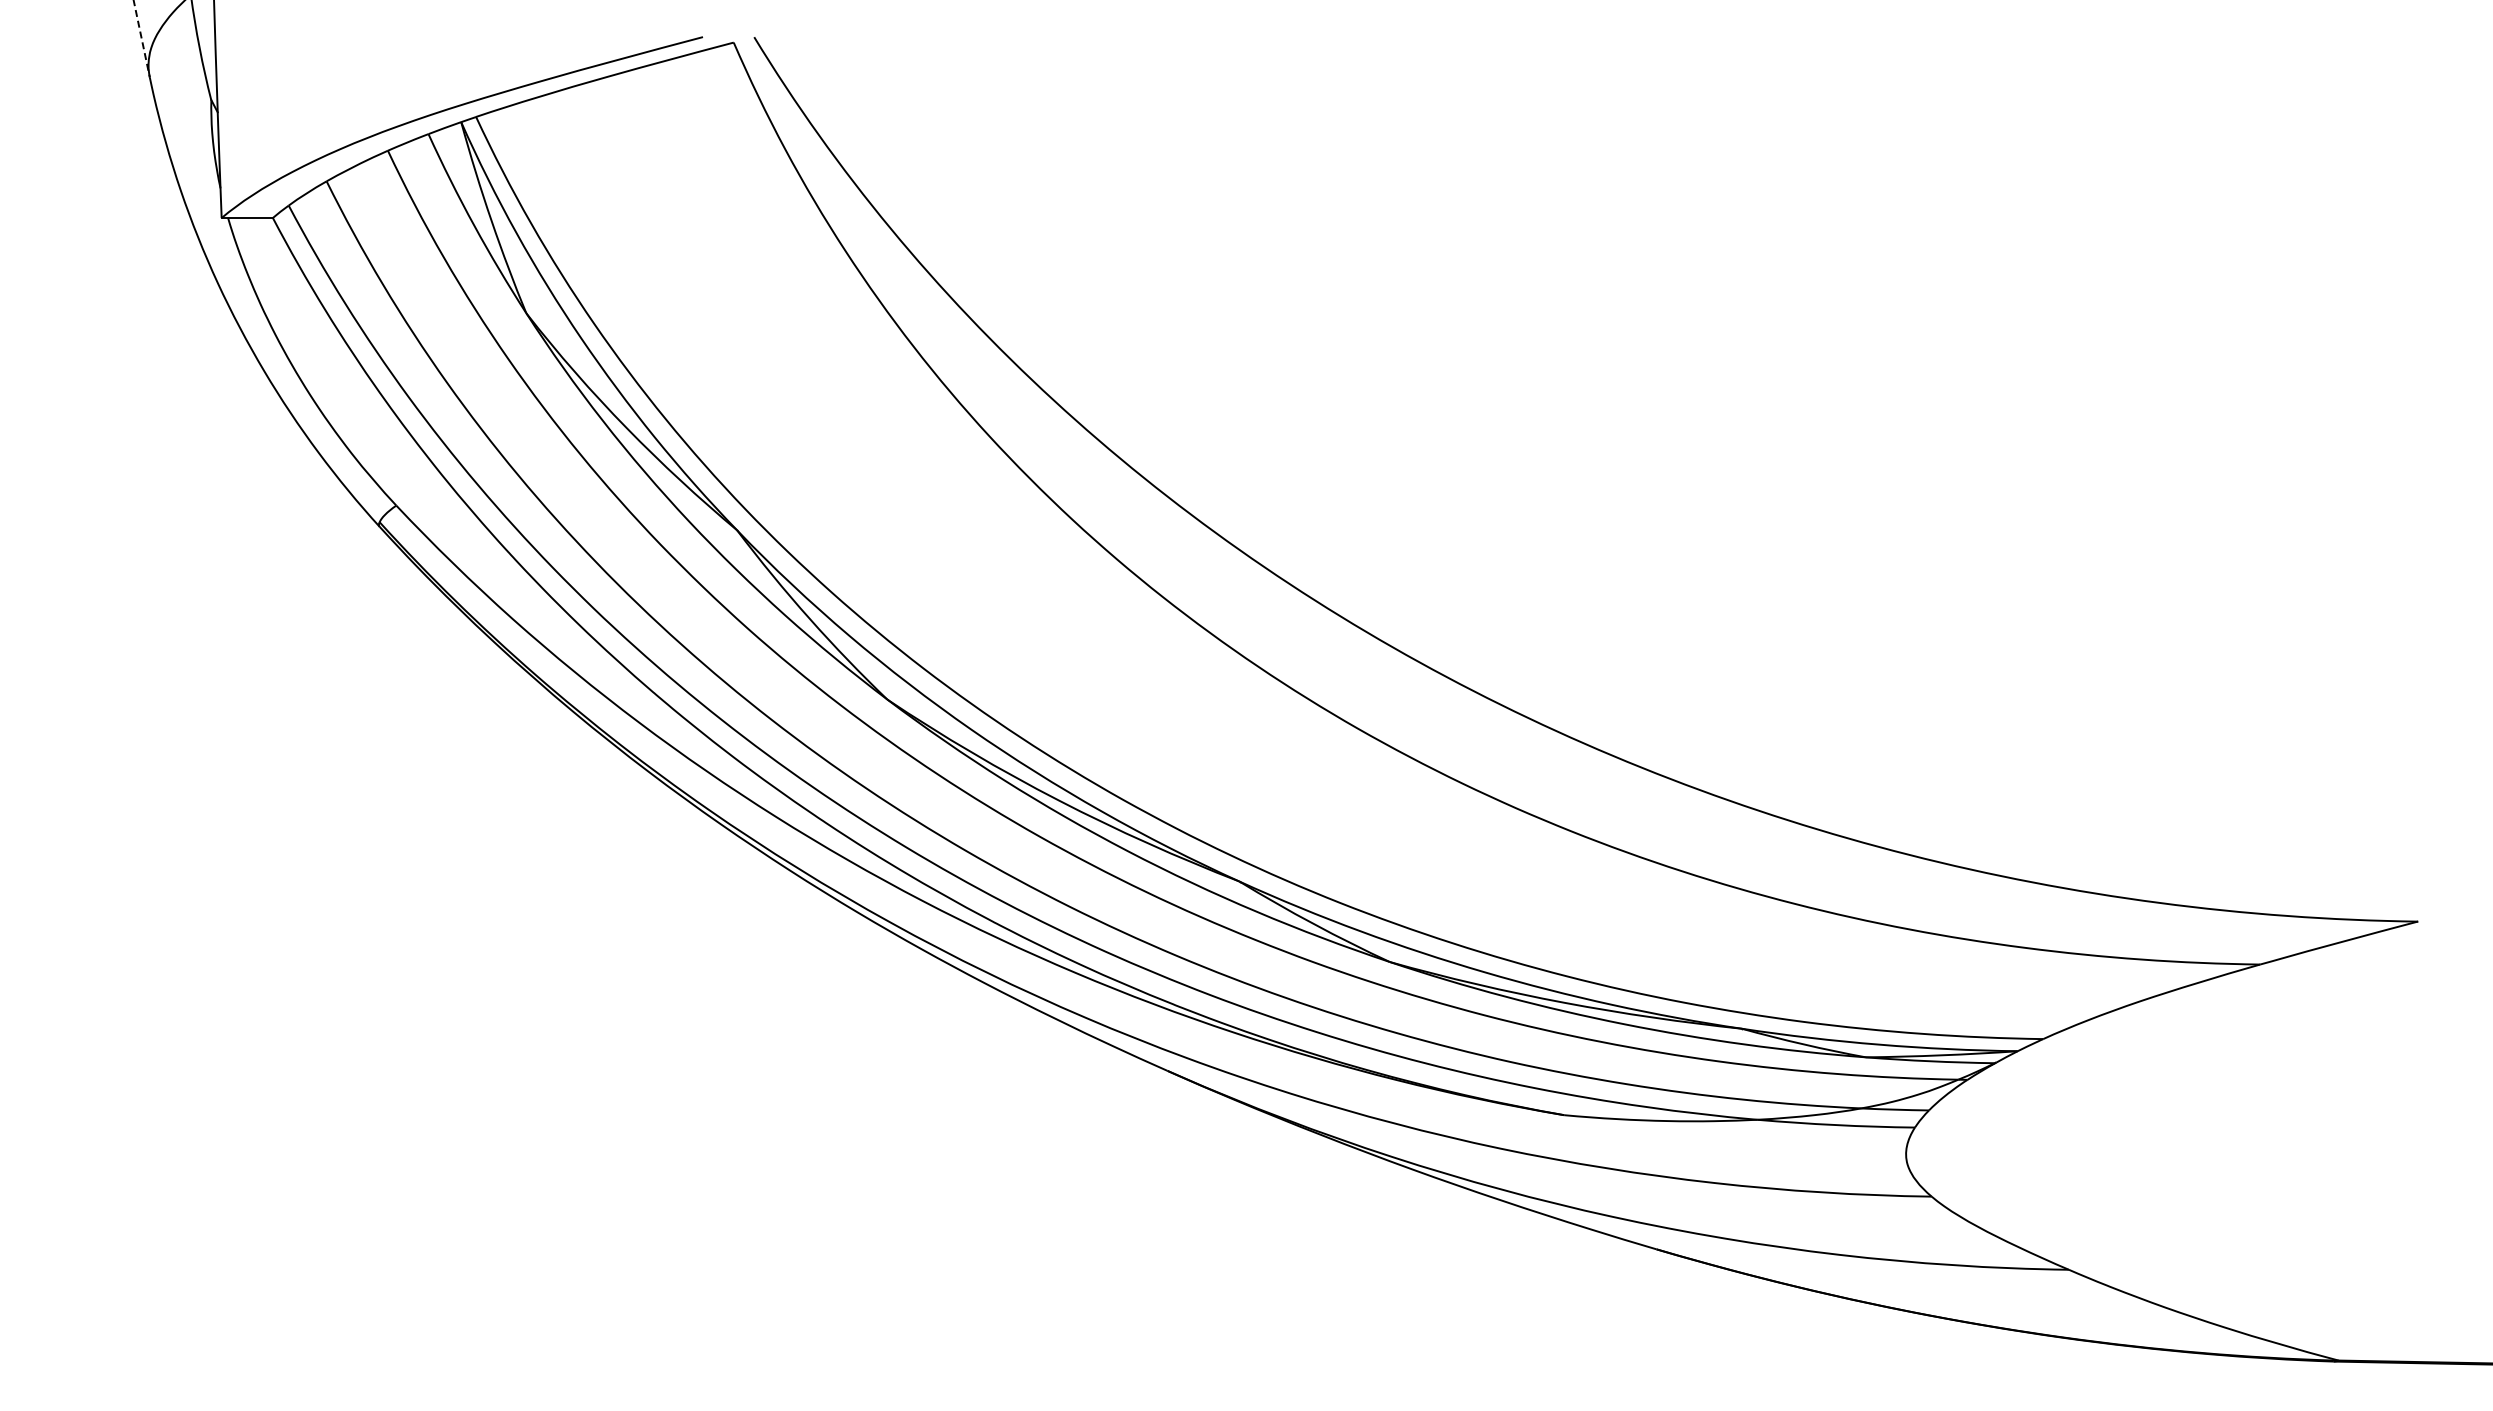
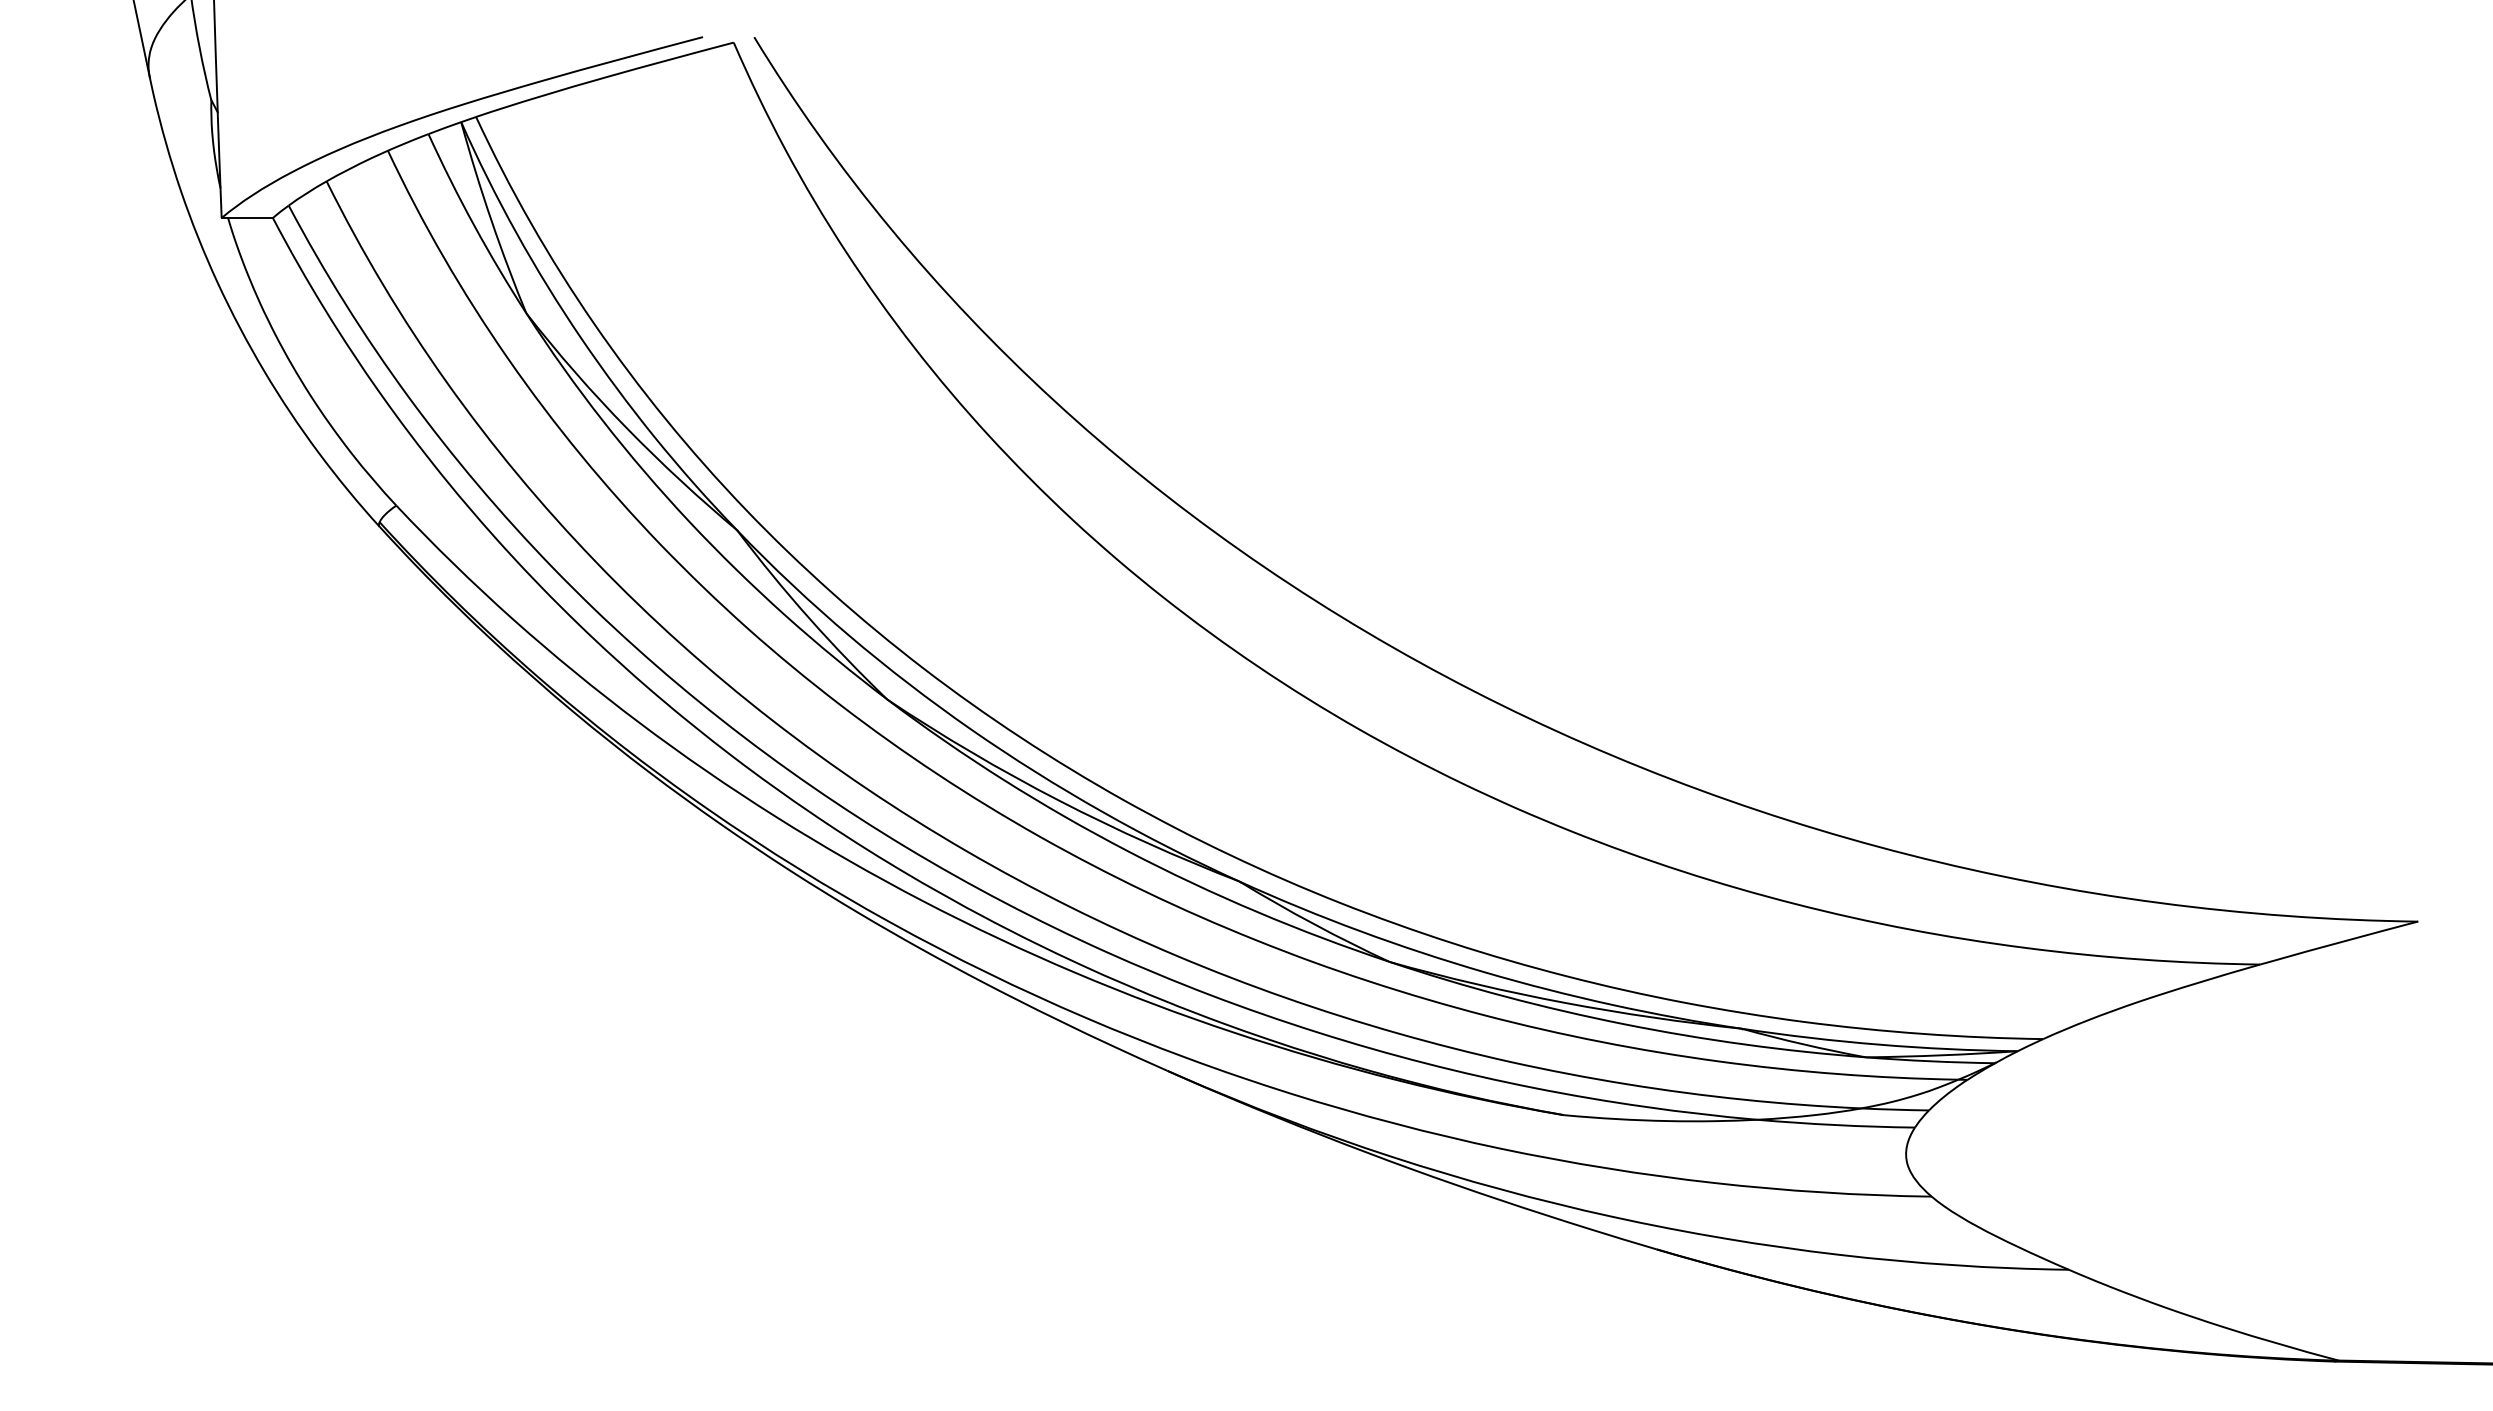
line: dashed -> solid (141, 39)
